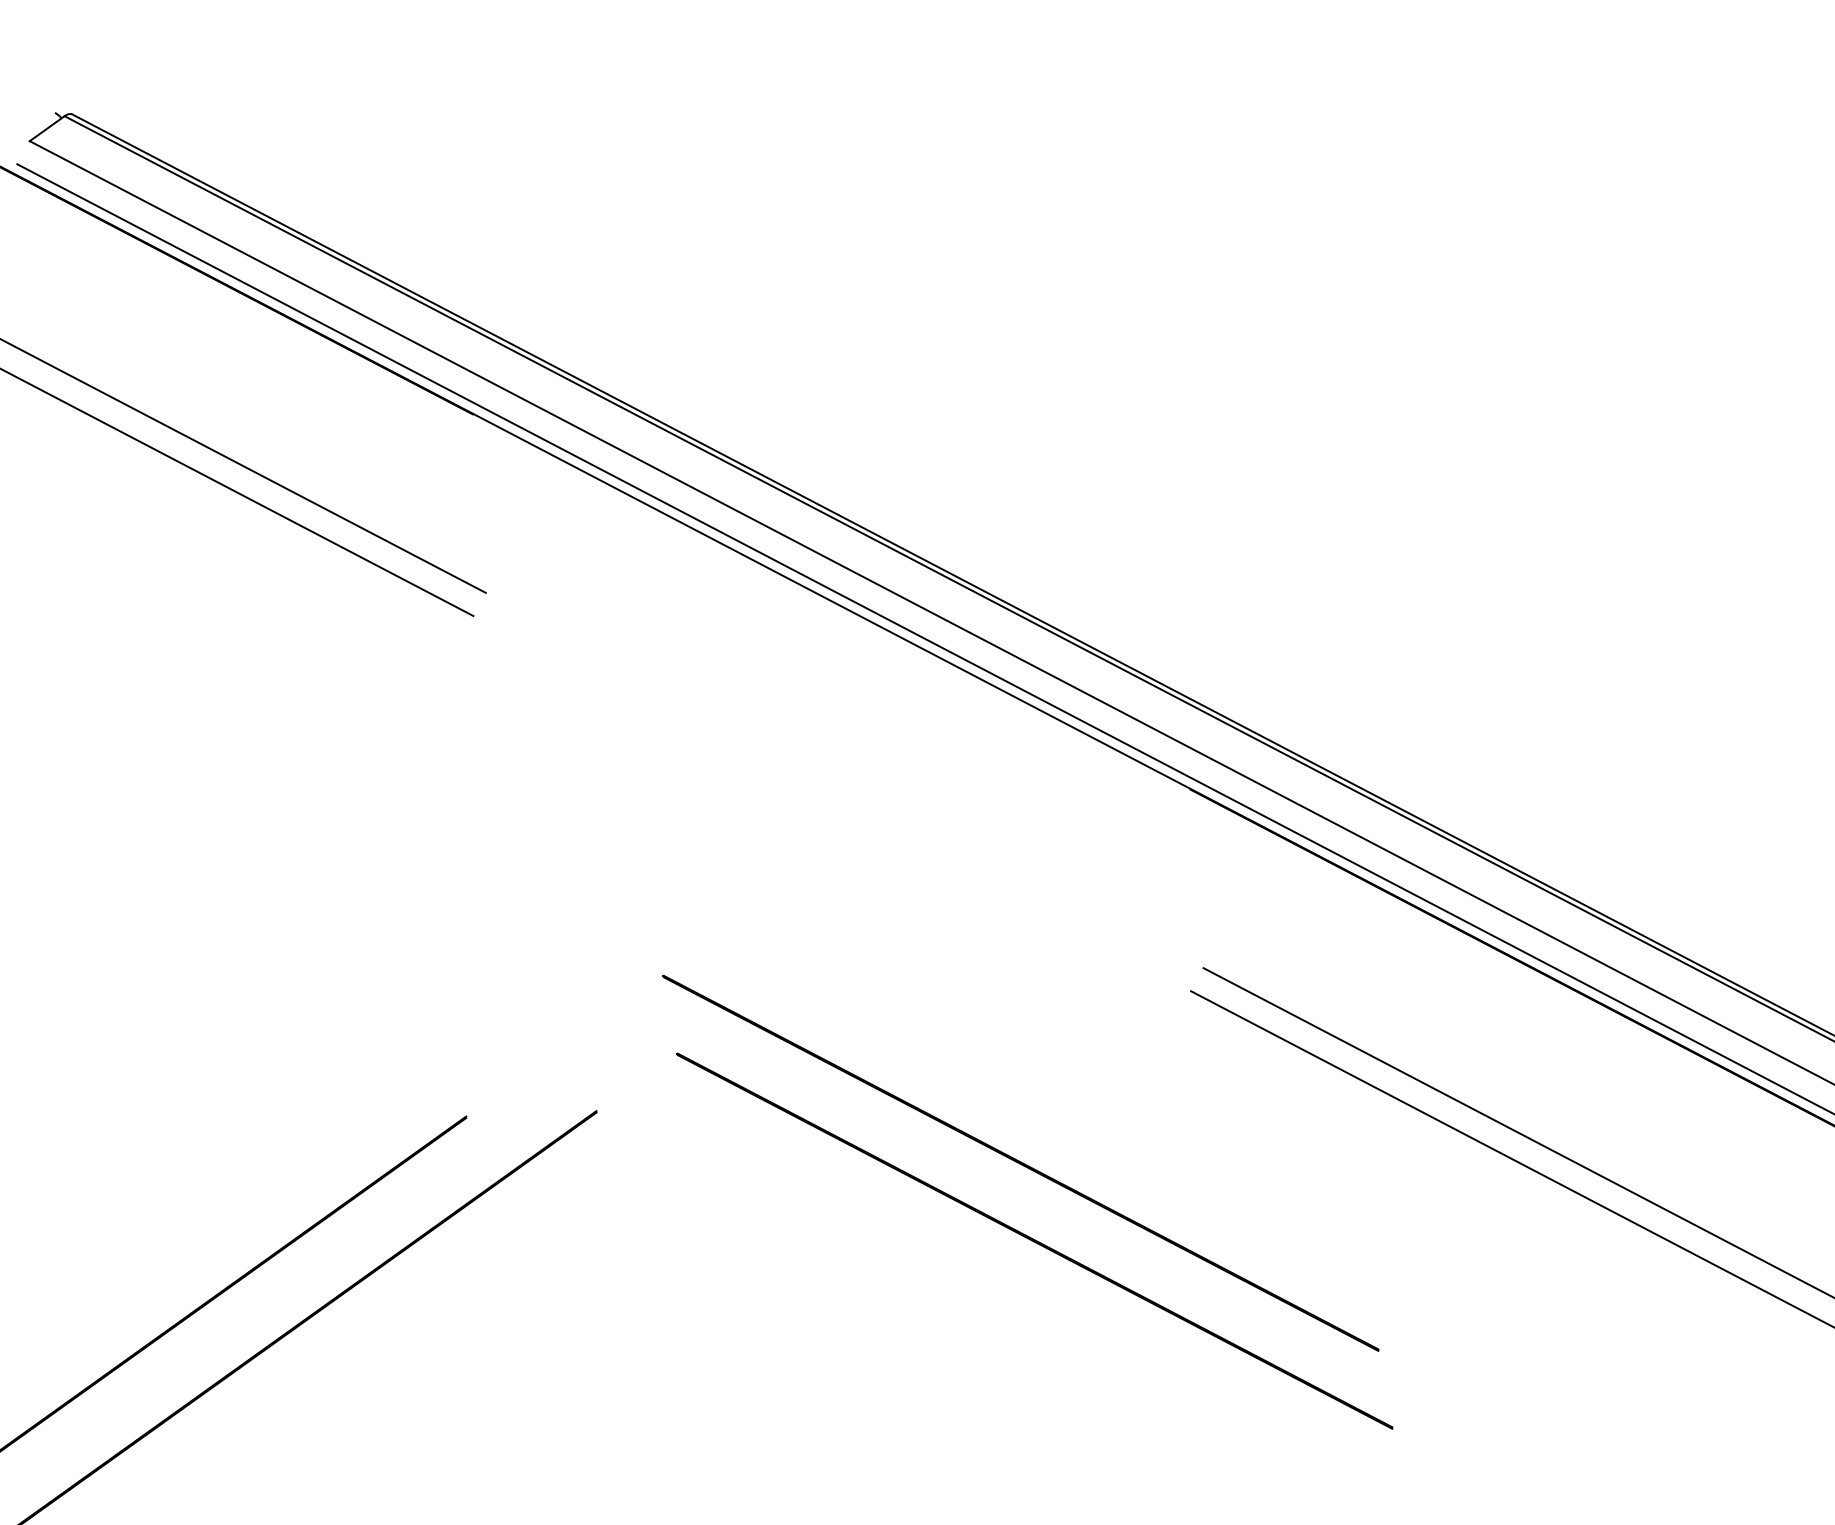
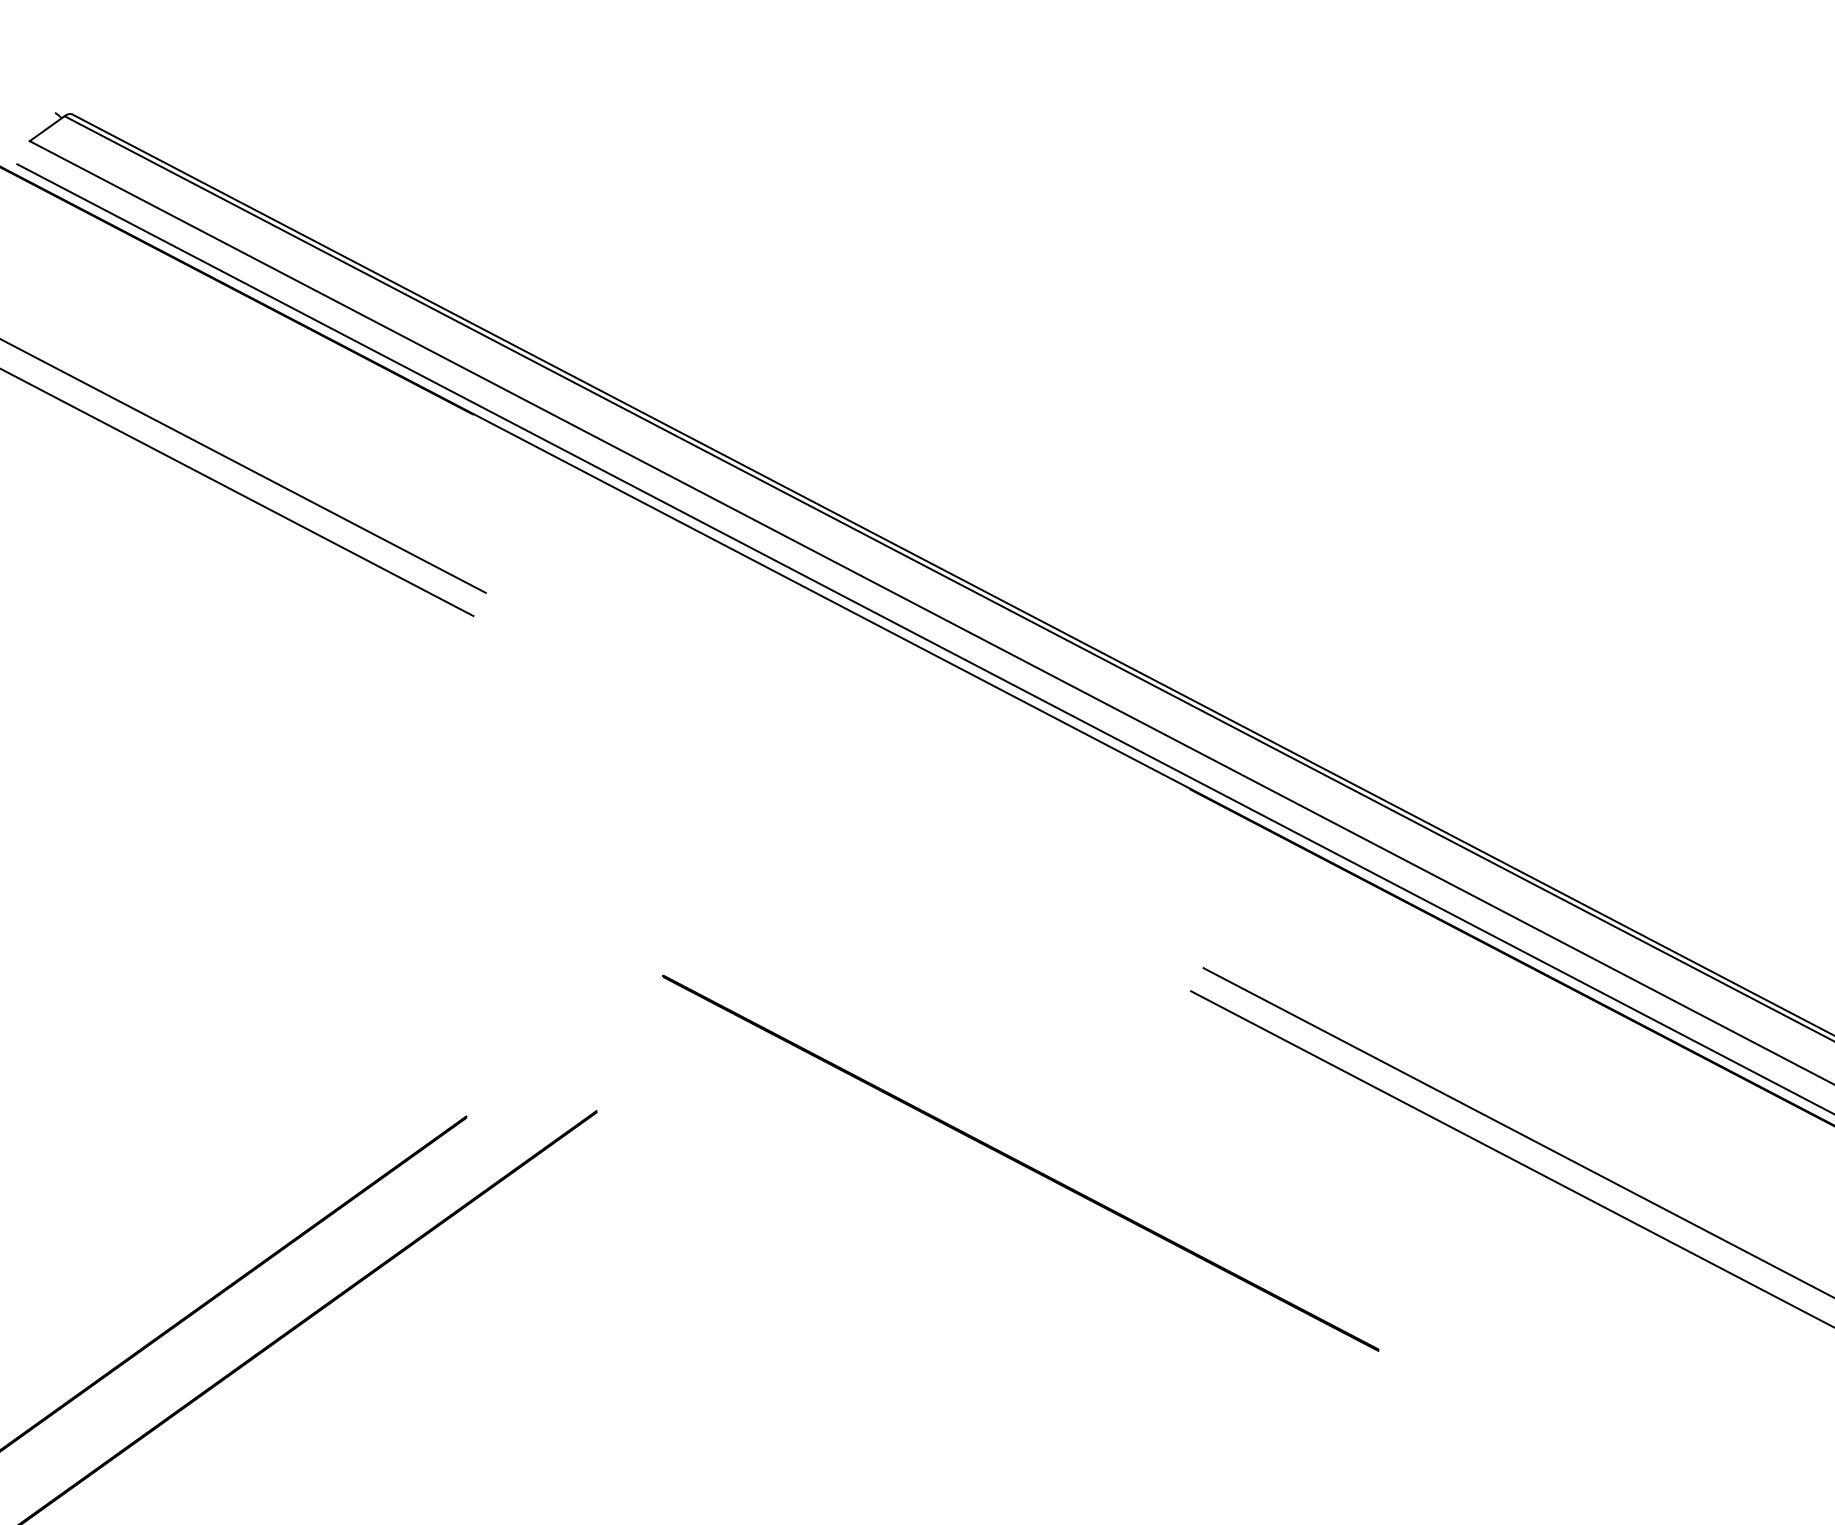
line: present -> none (1034, 1240)
